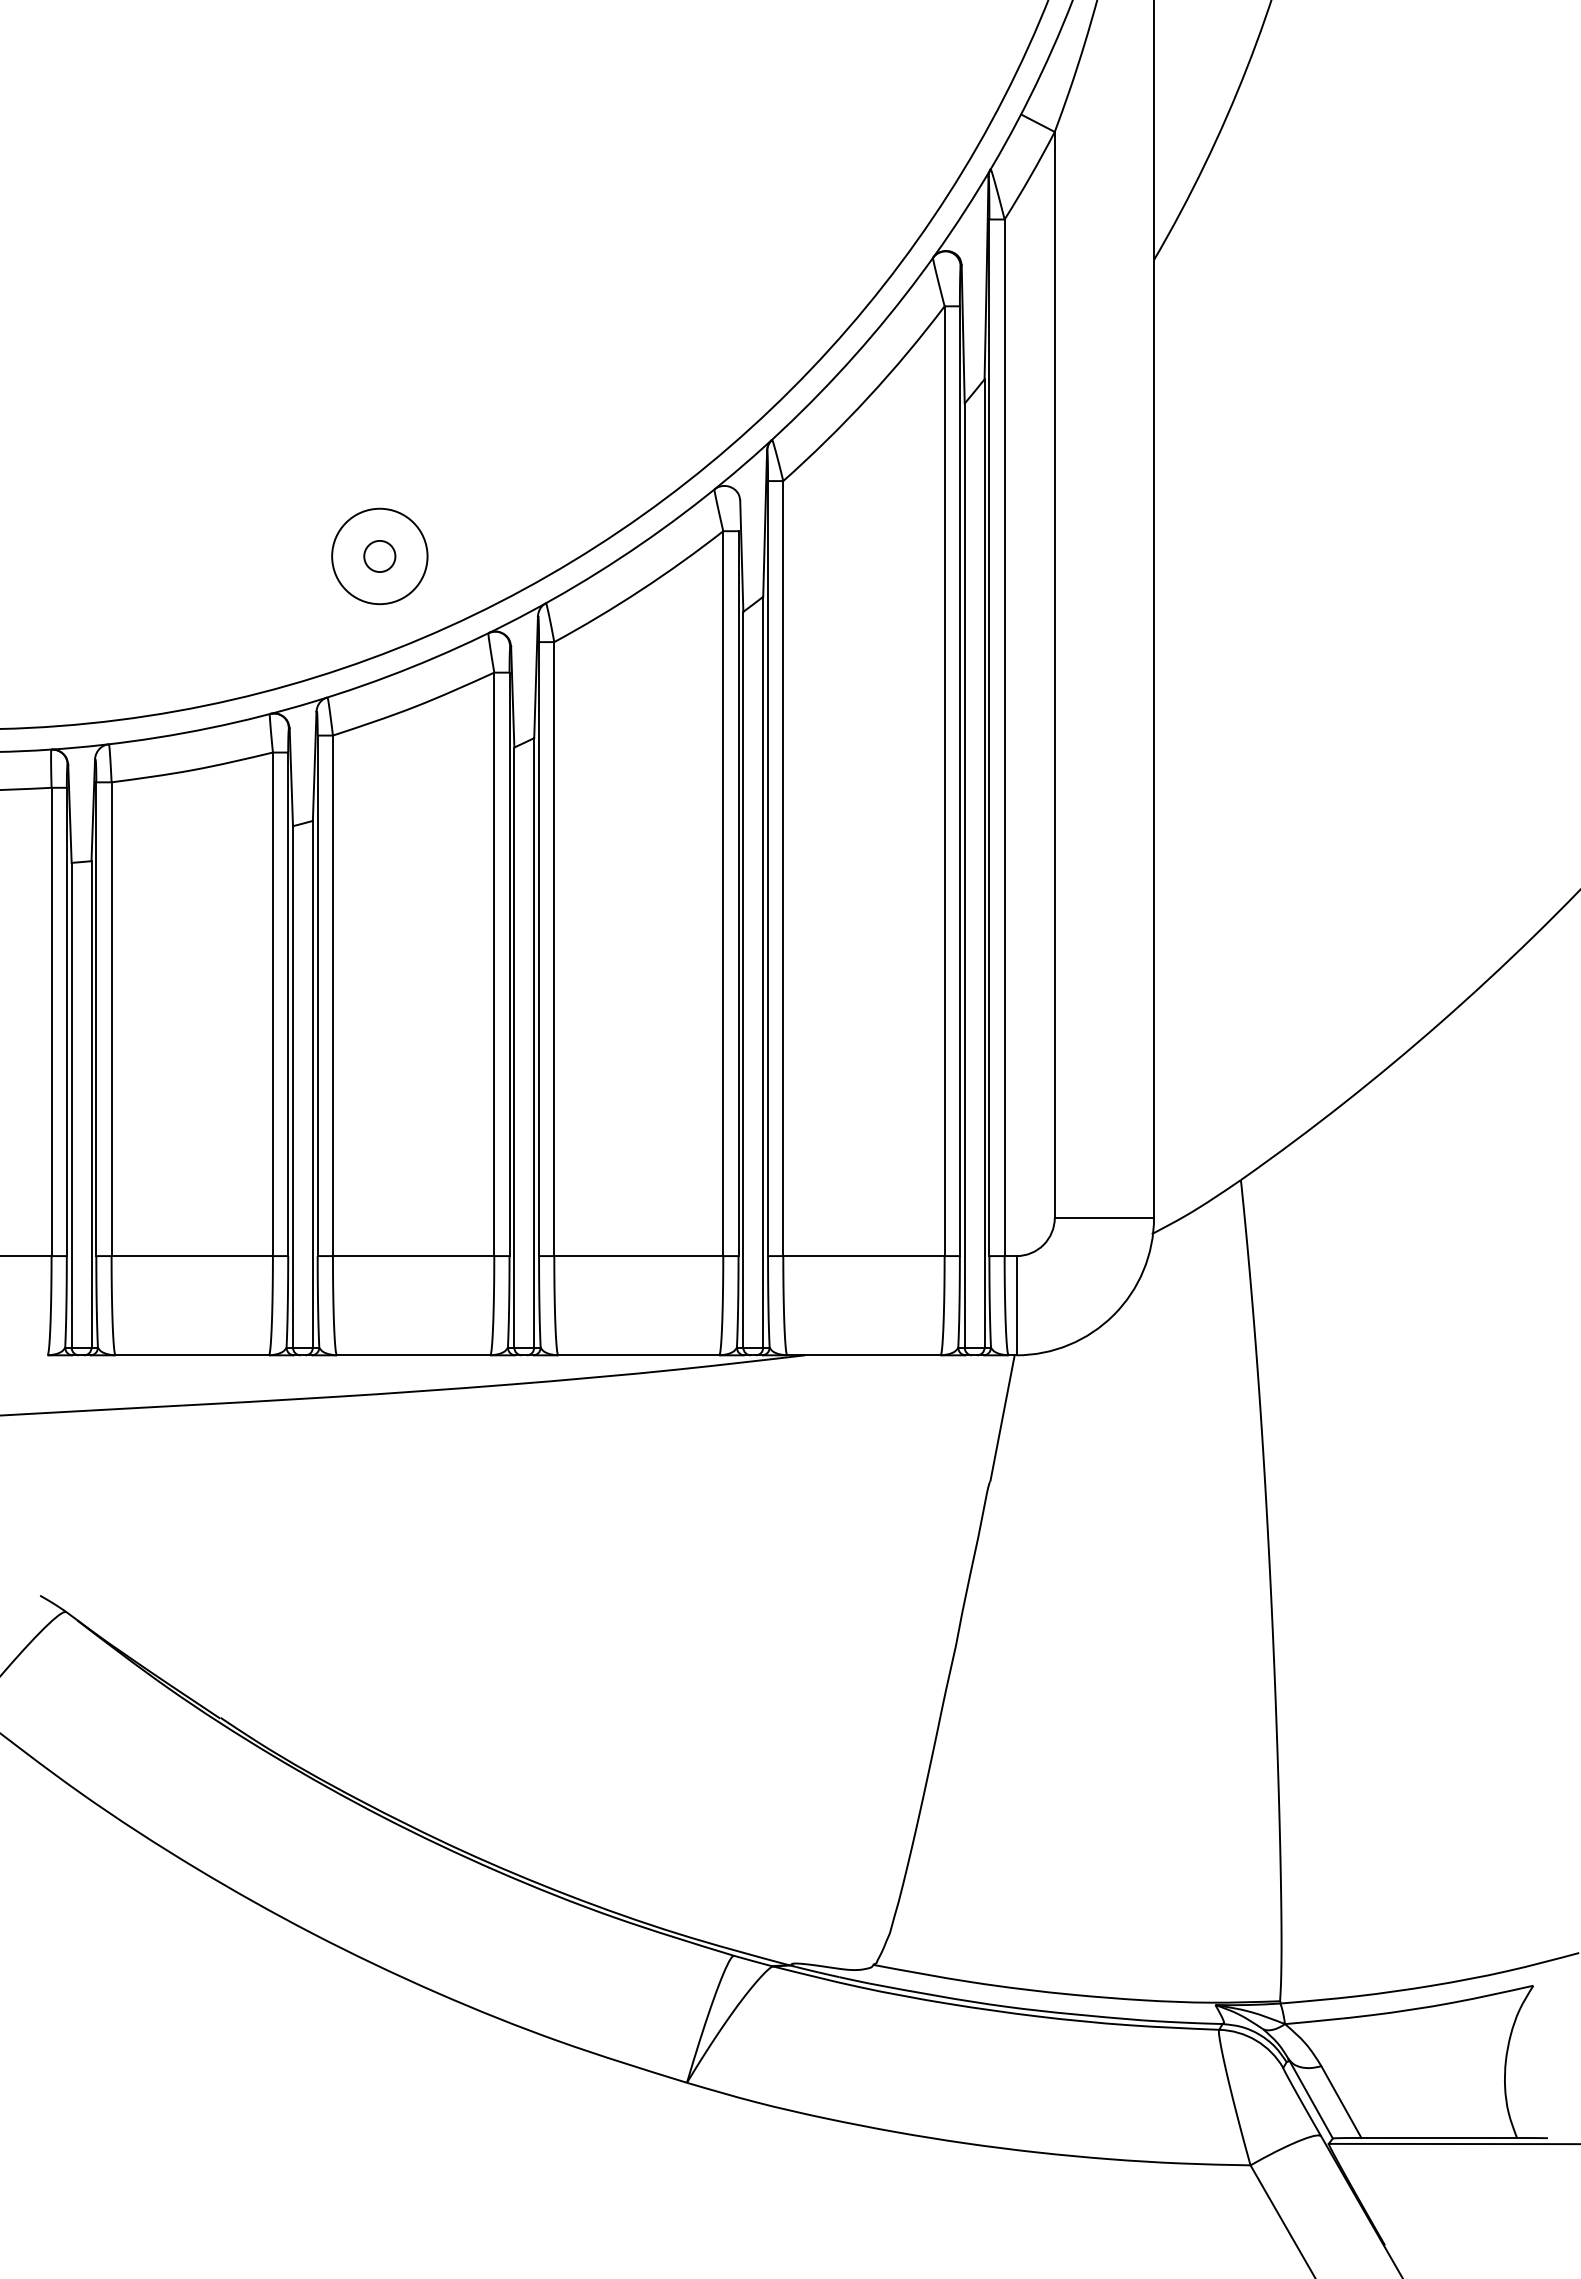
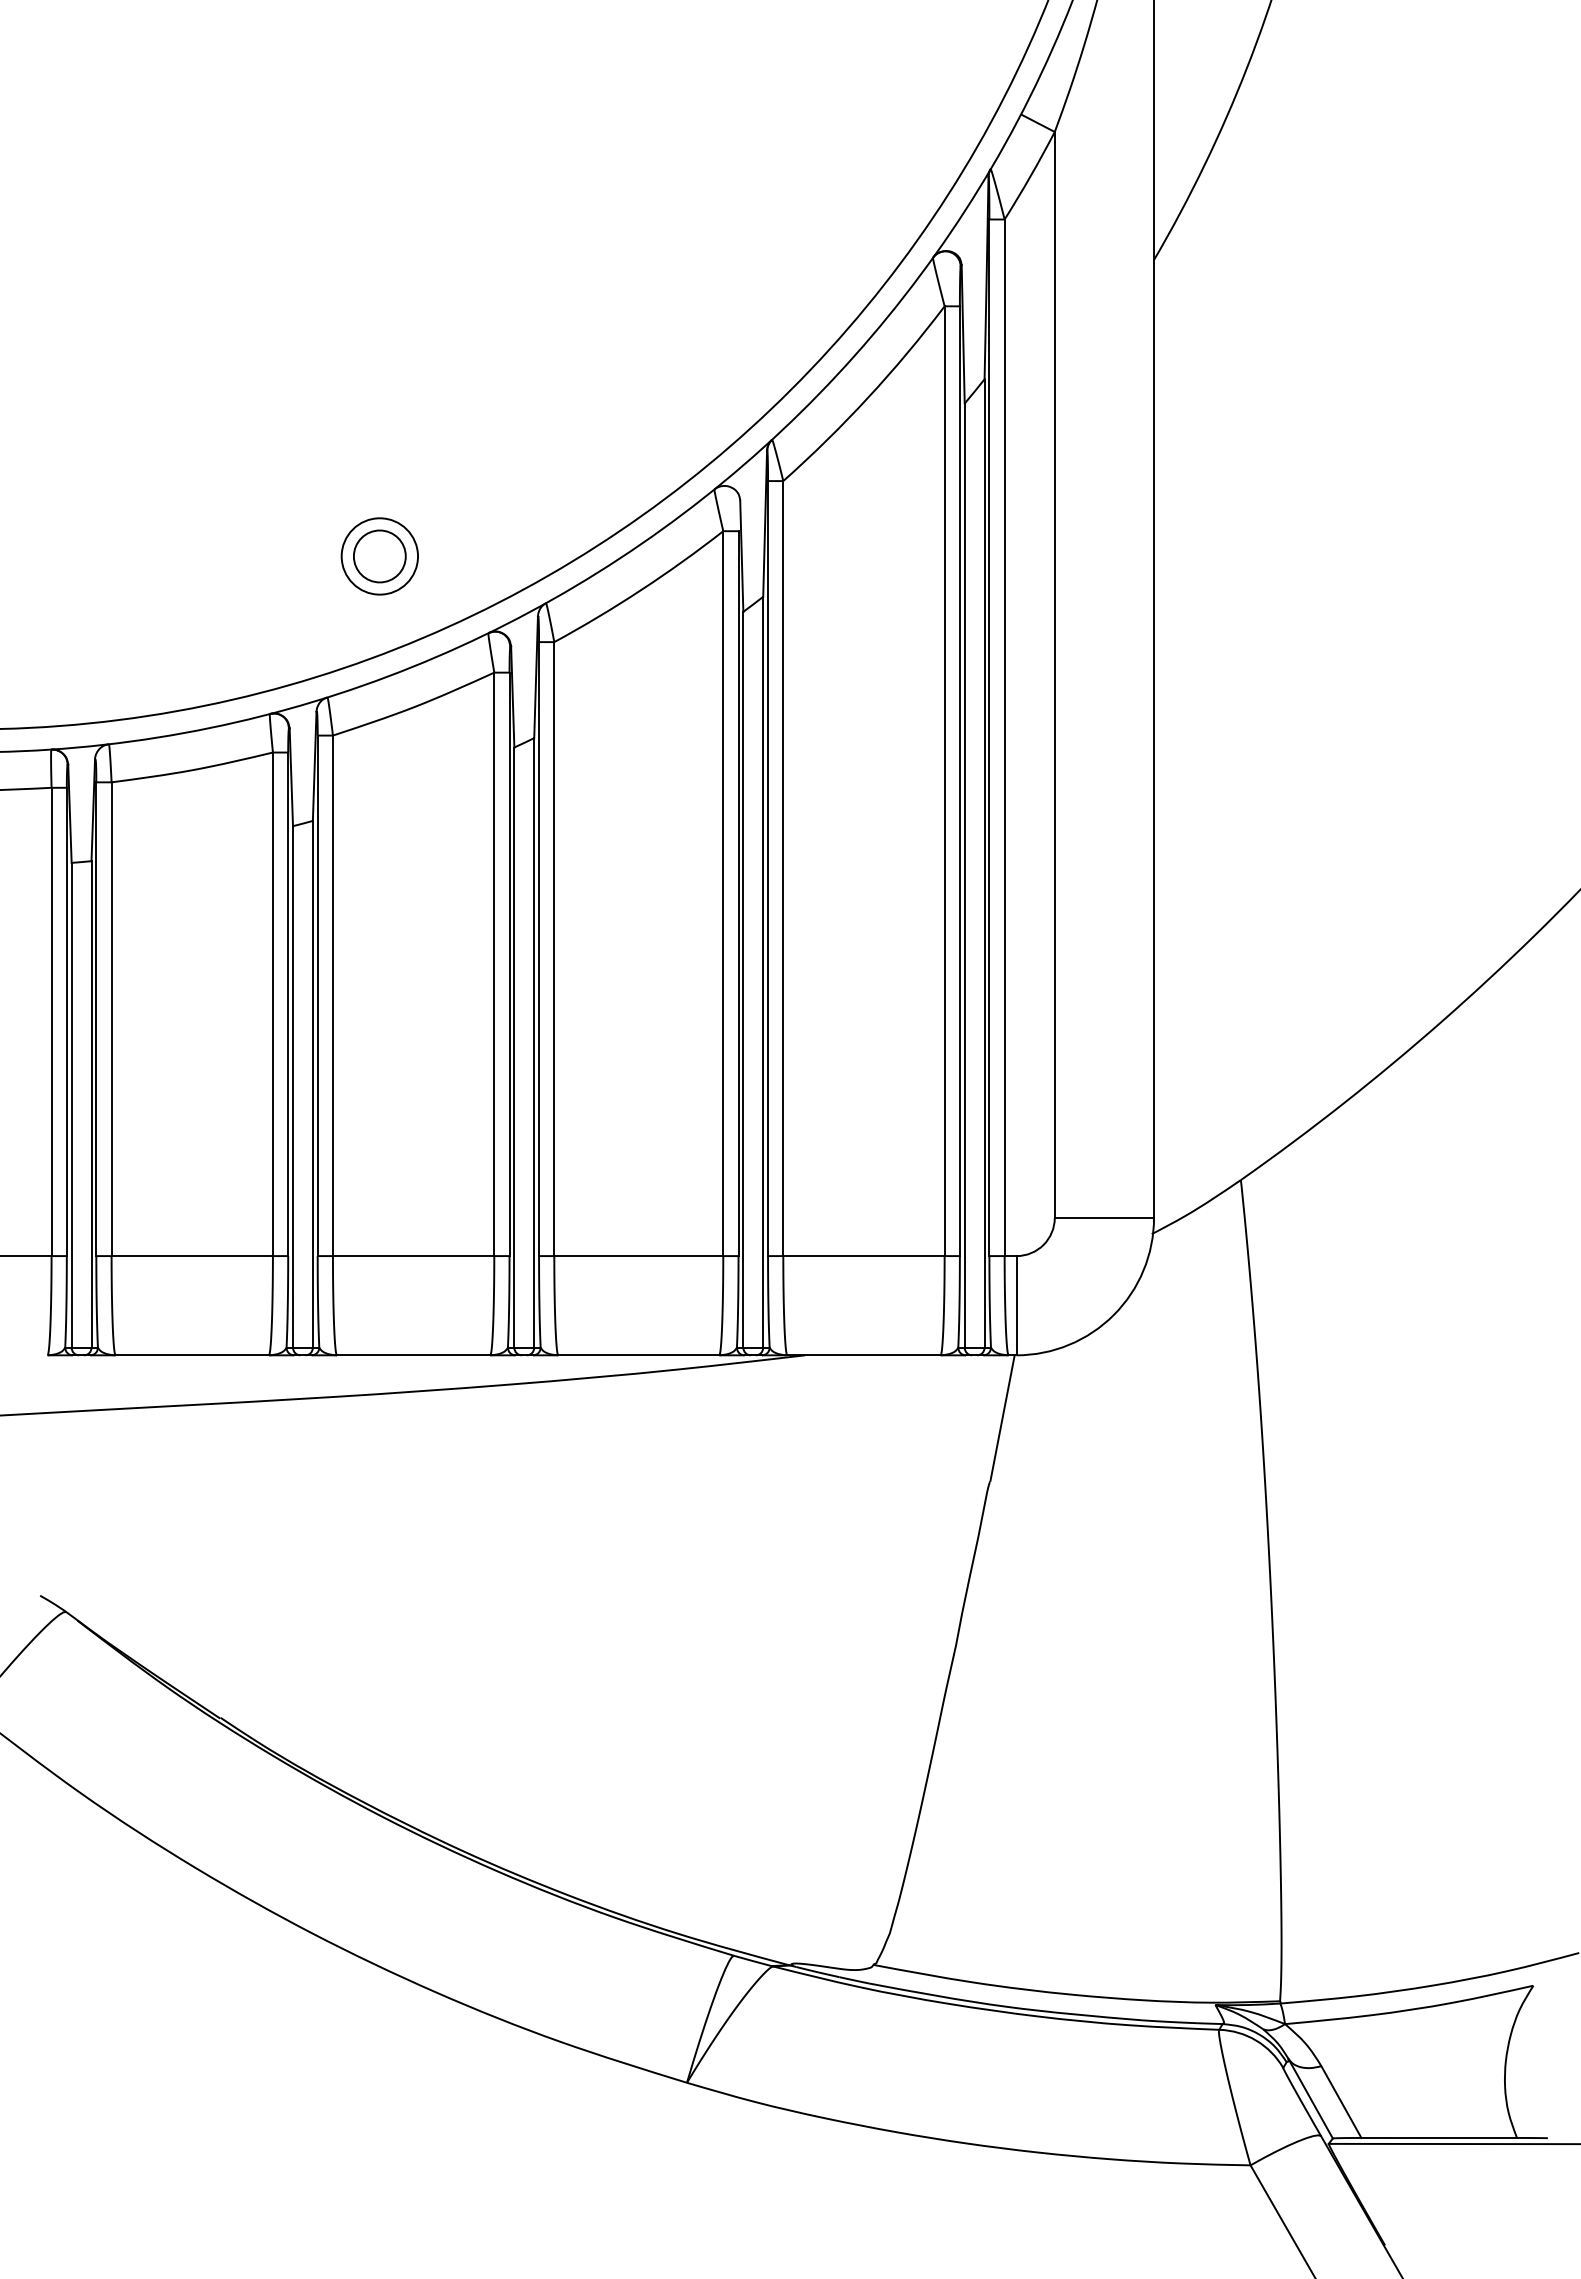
circle diameter: 31 px -> 52 px (379, 556)
circle diameter: 95 px -> 76 px (379, 556)
